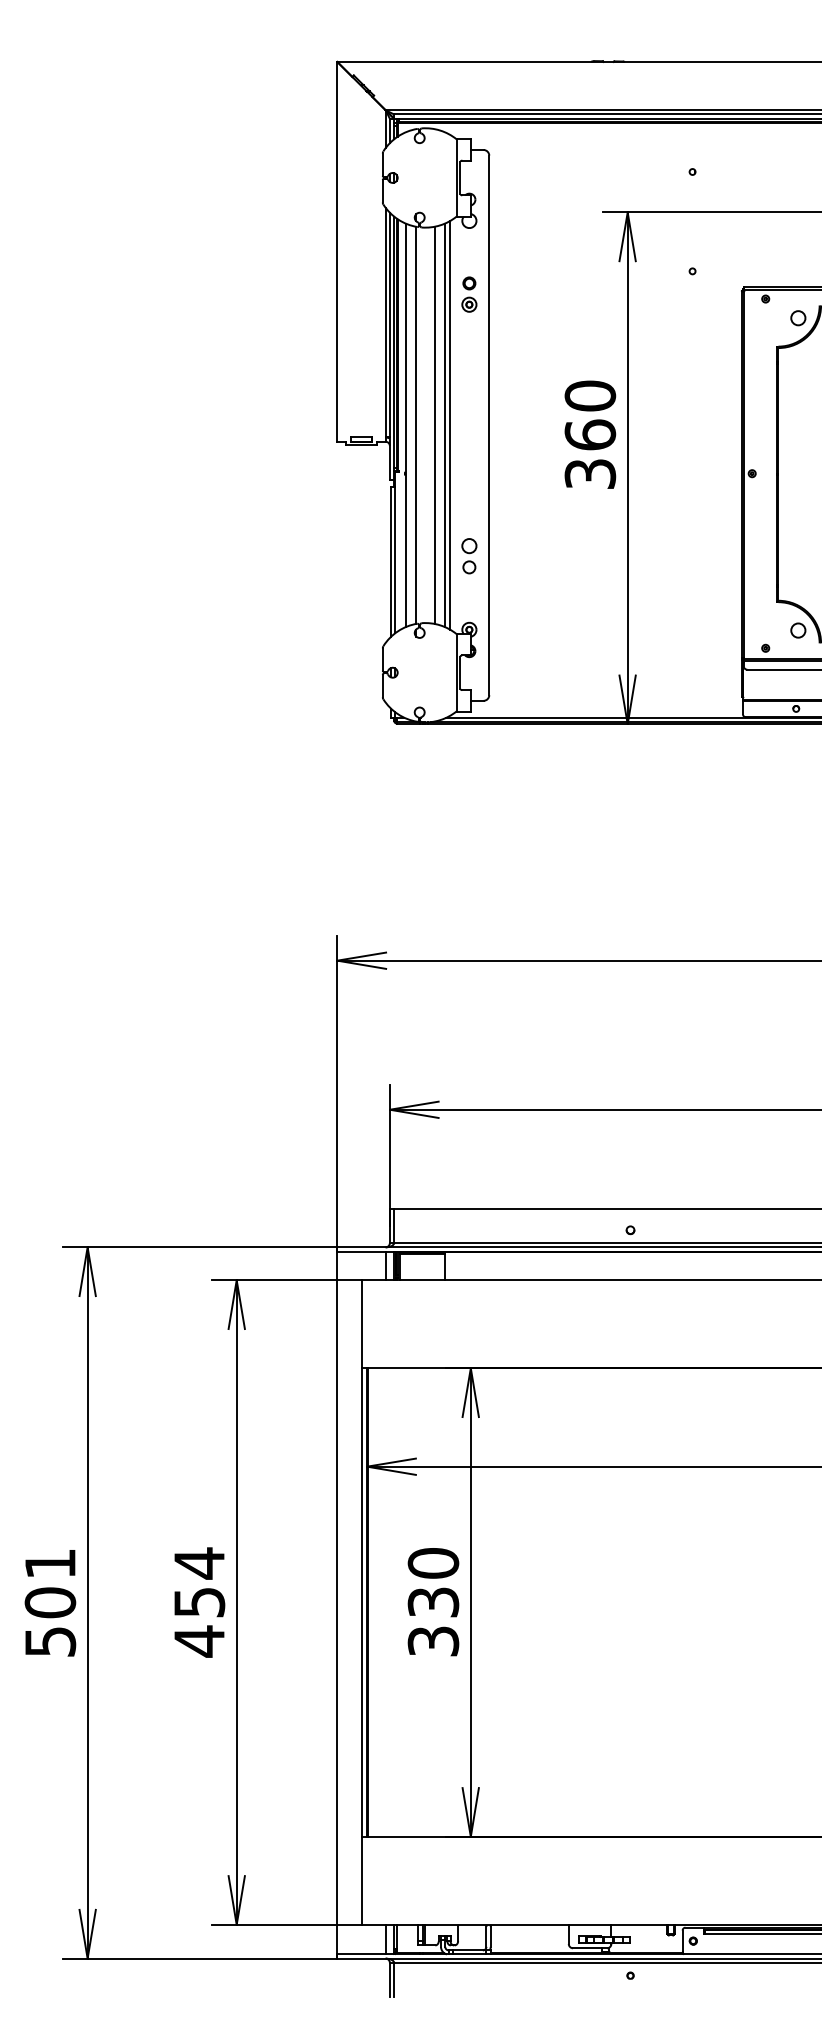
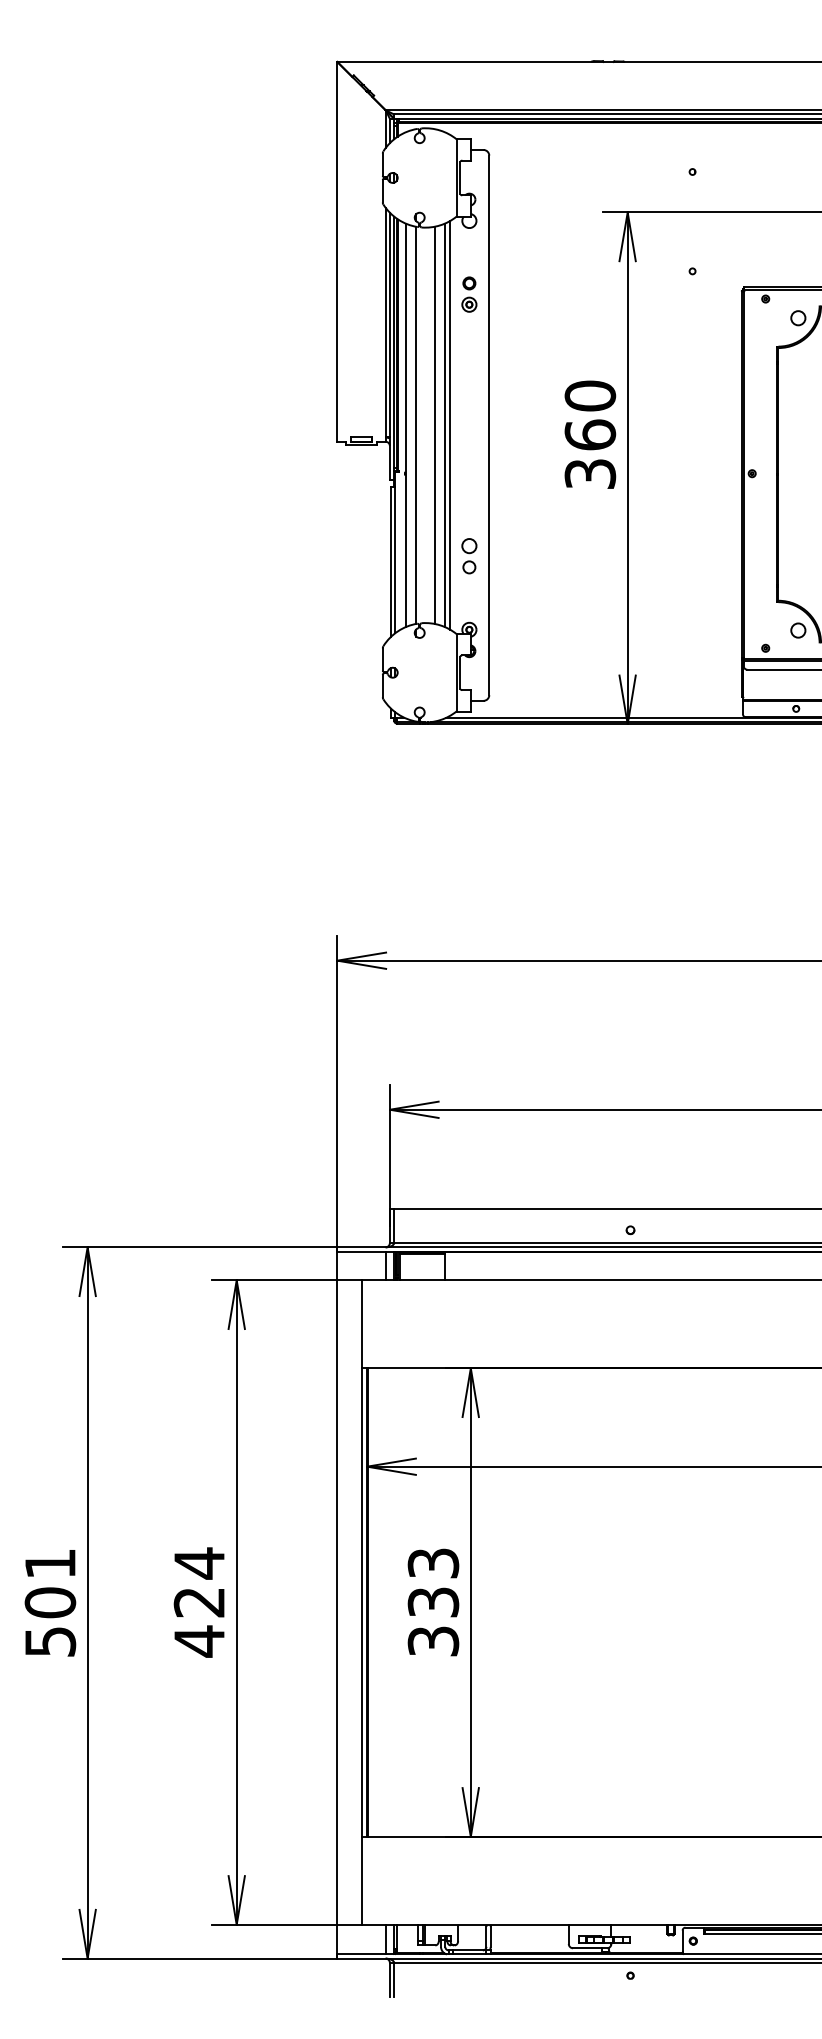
text: 330 -> 333 (433, 1563)
text: 454 -> 424 (199, 1602)
